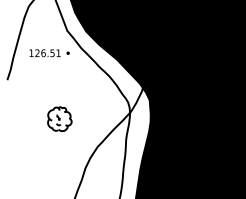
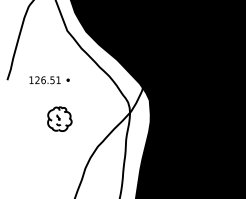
part position: (49, 53) -> (49, 80) (49, 80)
